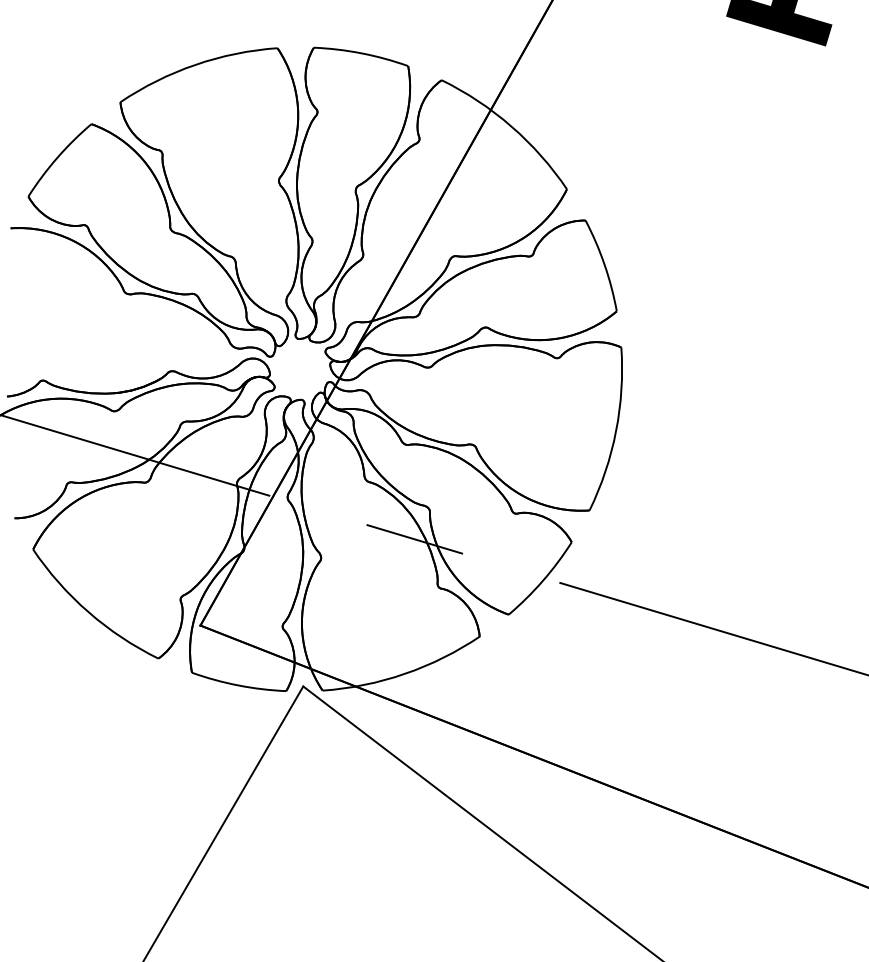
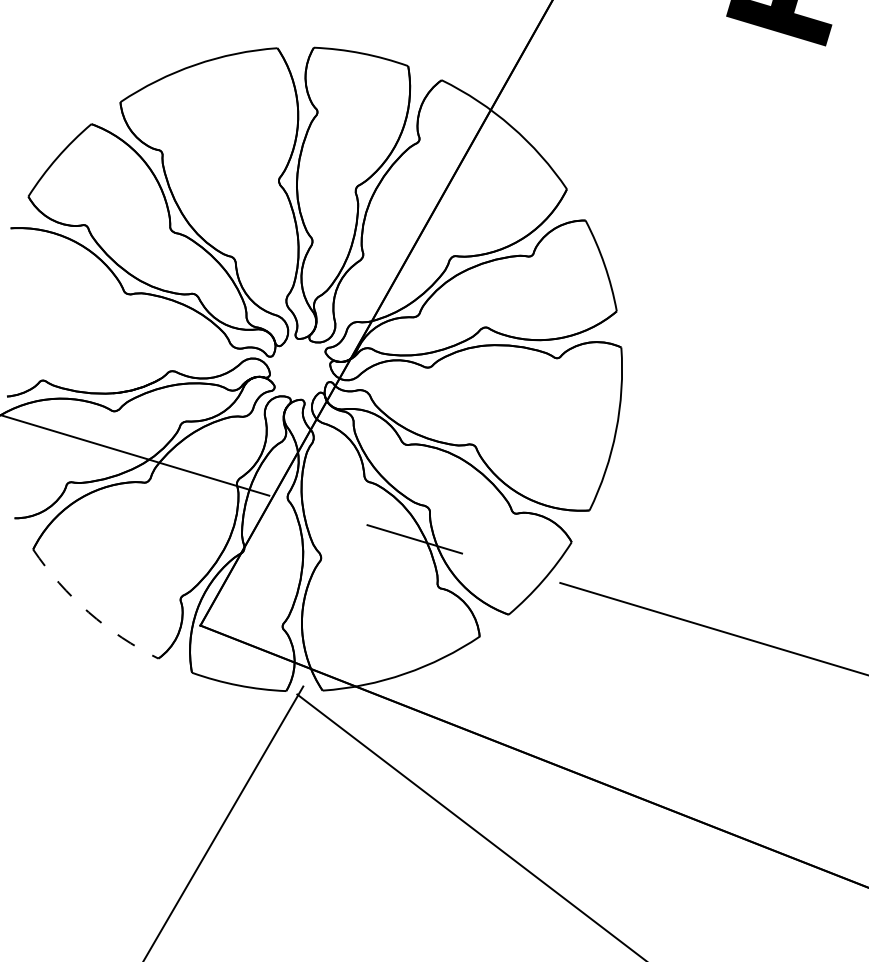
arc: solid -> dashed (88, 612)
line position: (481, 822) -> (470, 826) (470, 826)
